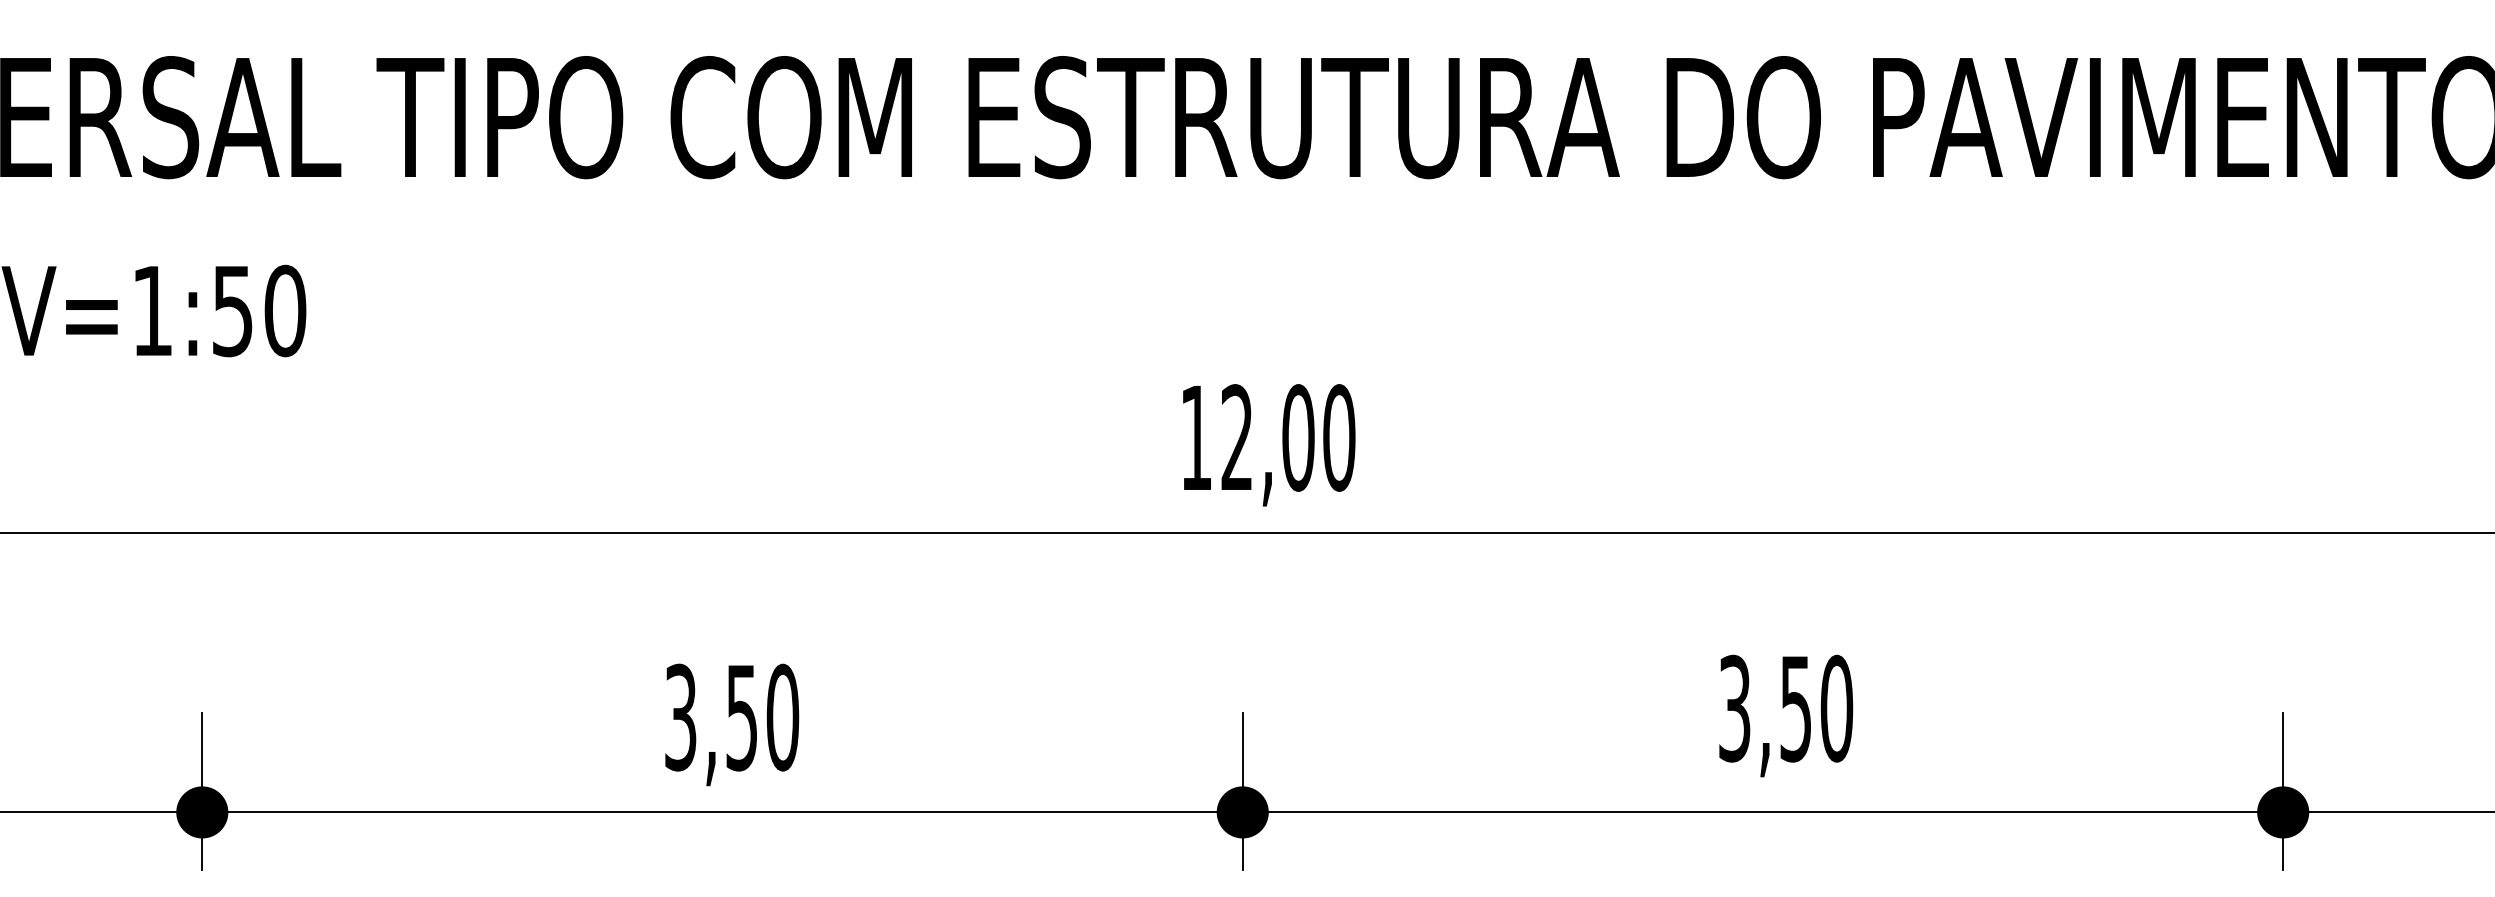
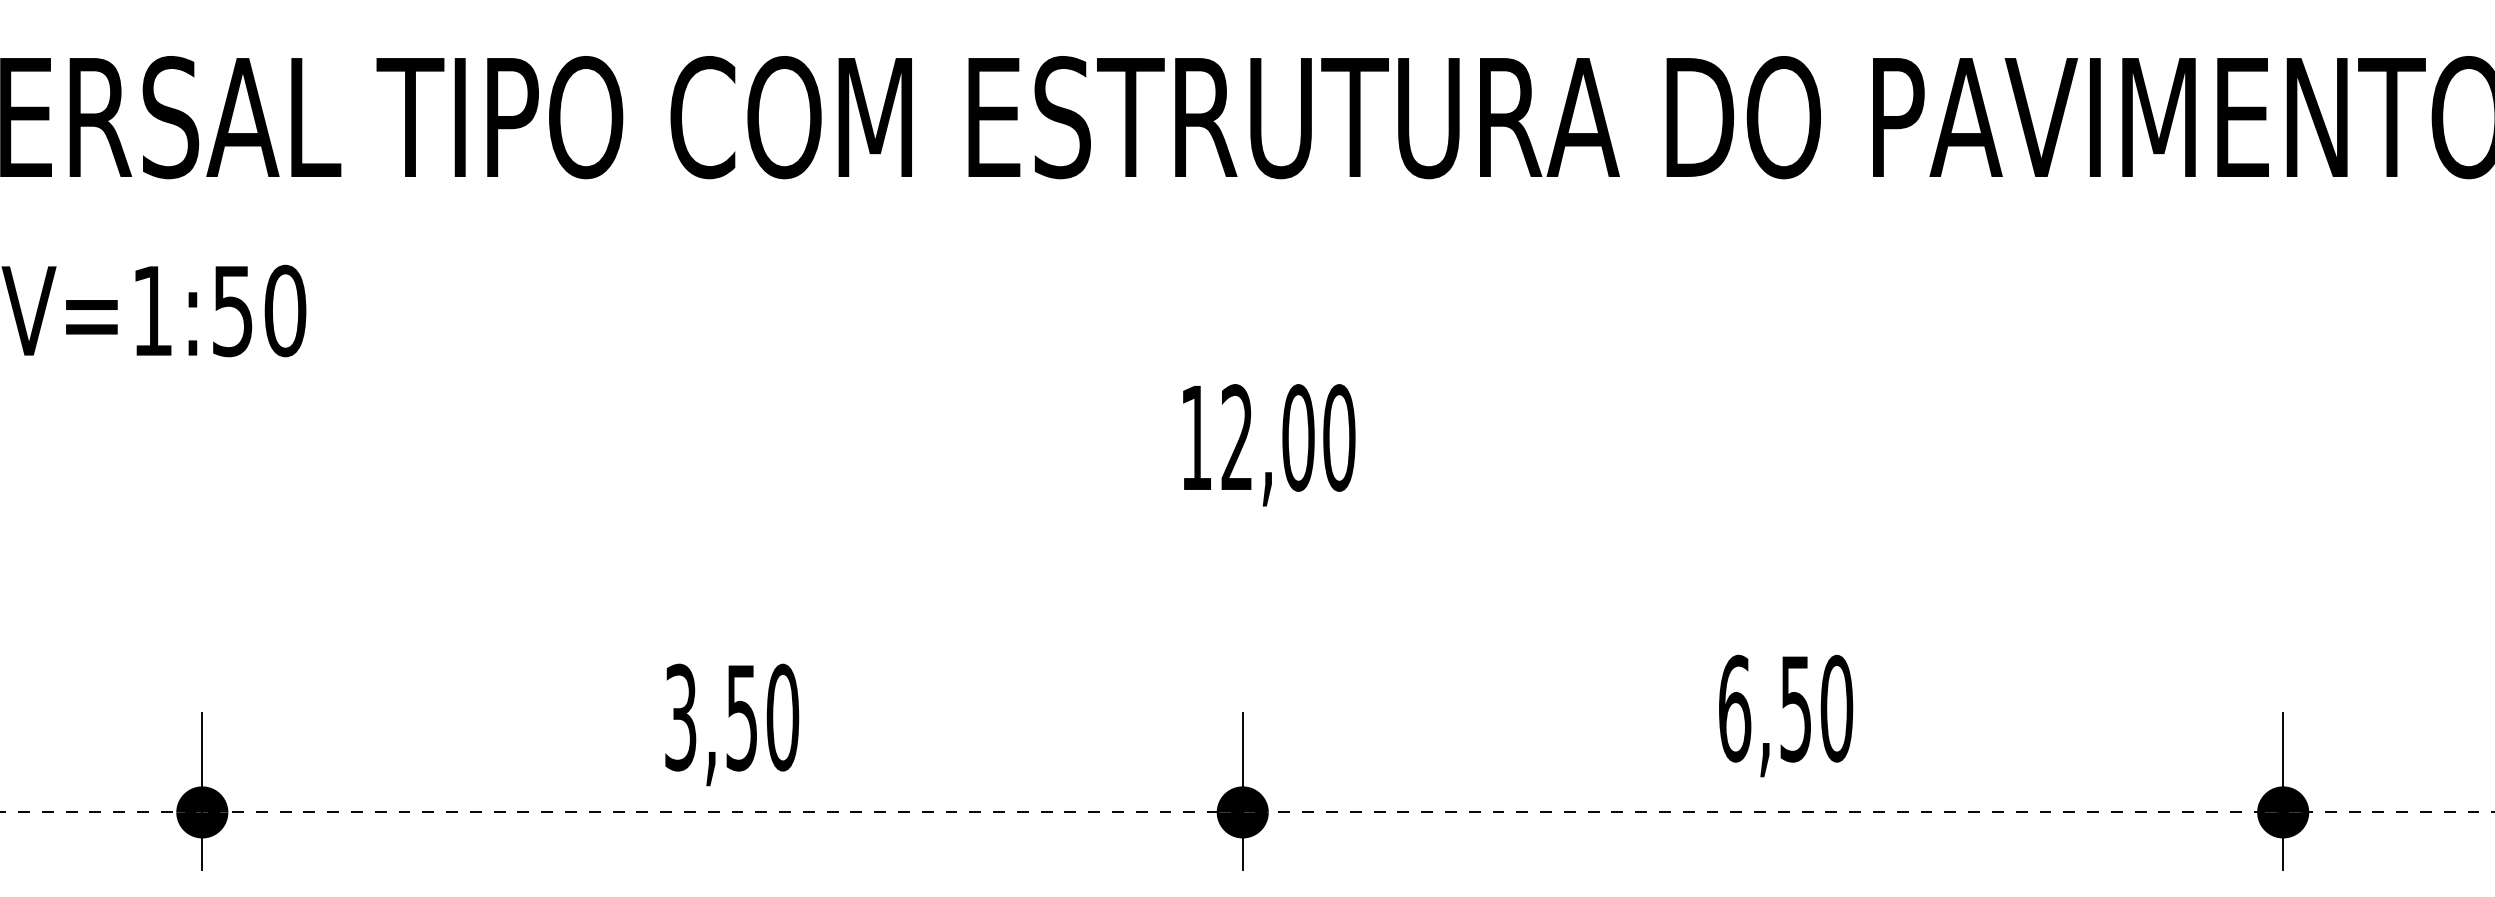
line: present -> none (1246, 532)
text: 3,50 -> 6,50 (1735, 708)
line: solid -> dashed (1246, 812)
